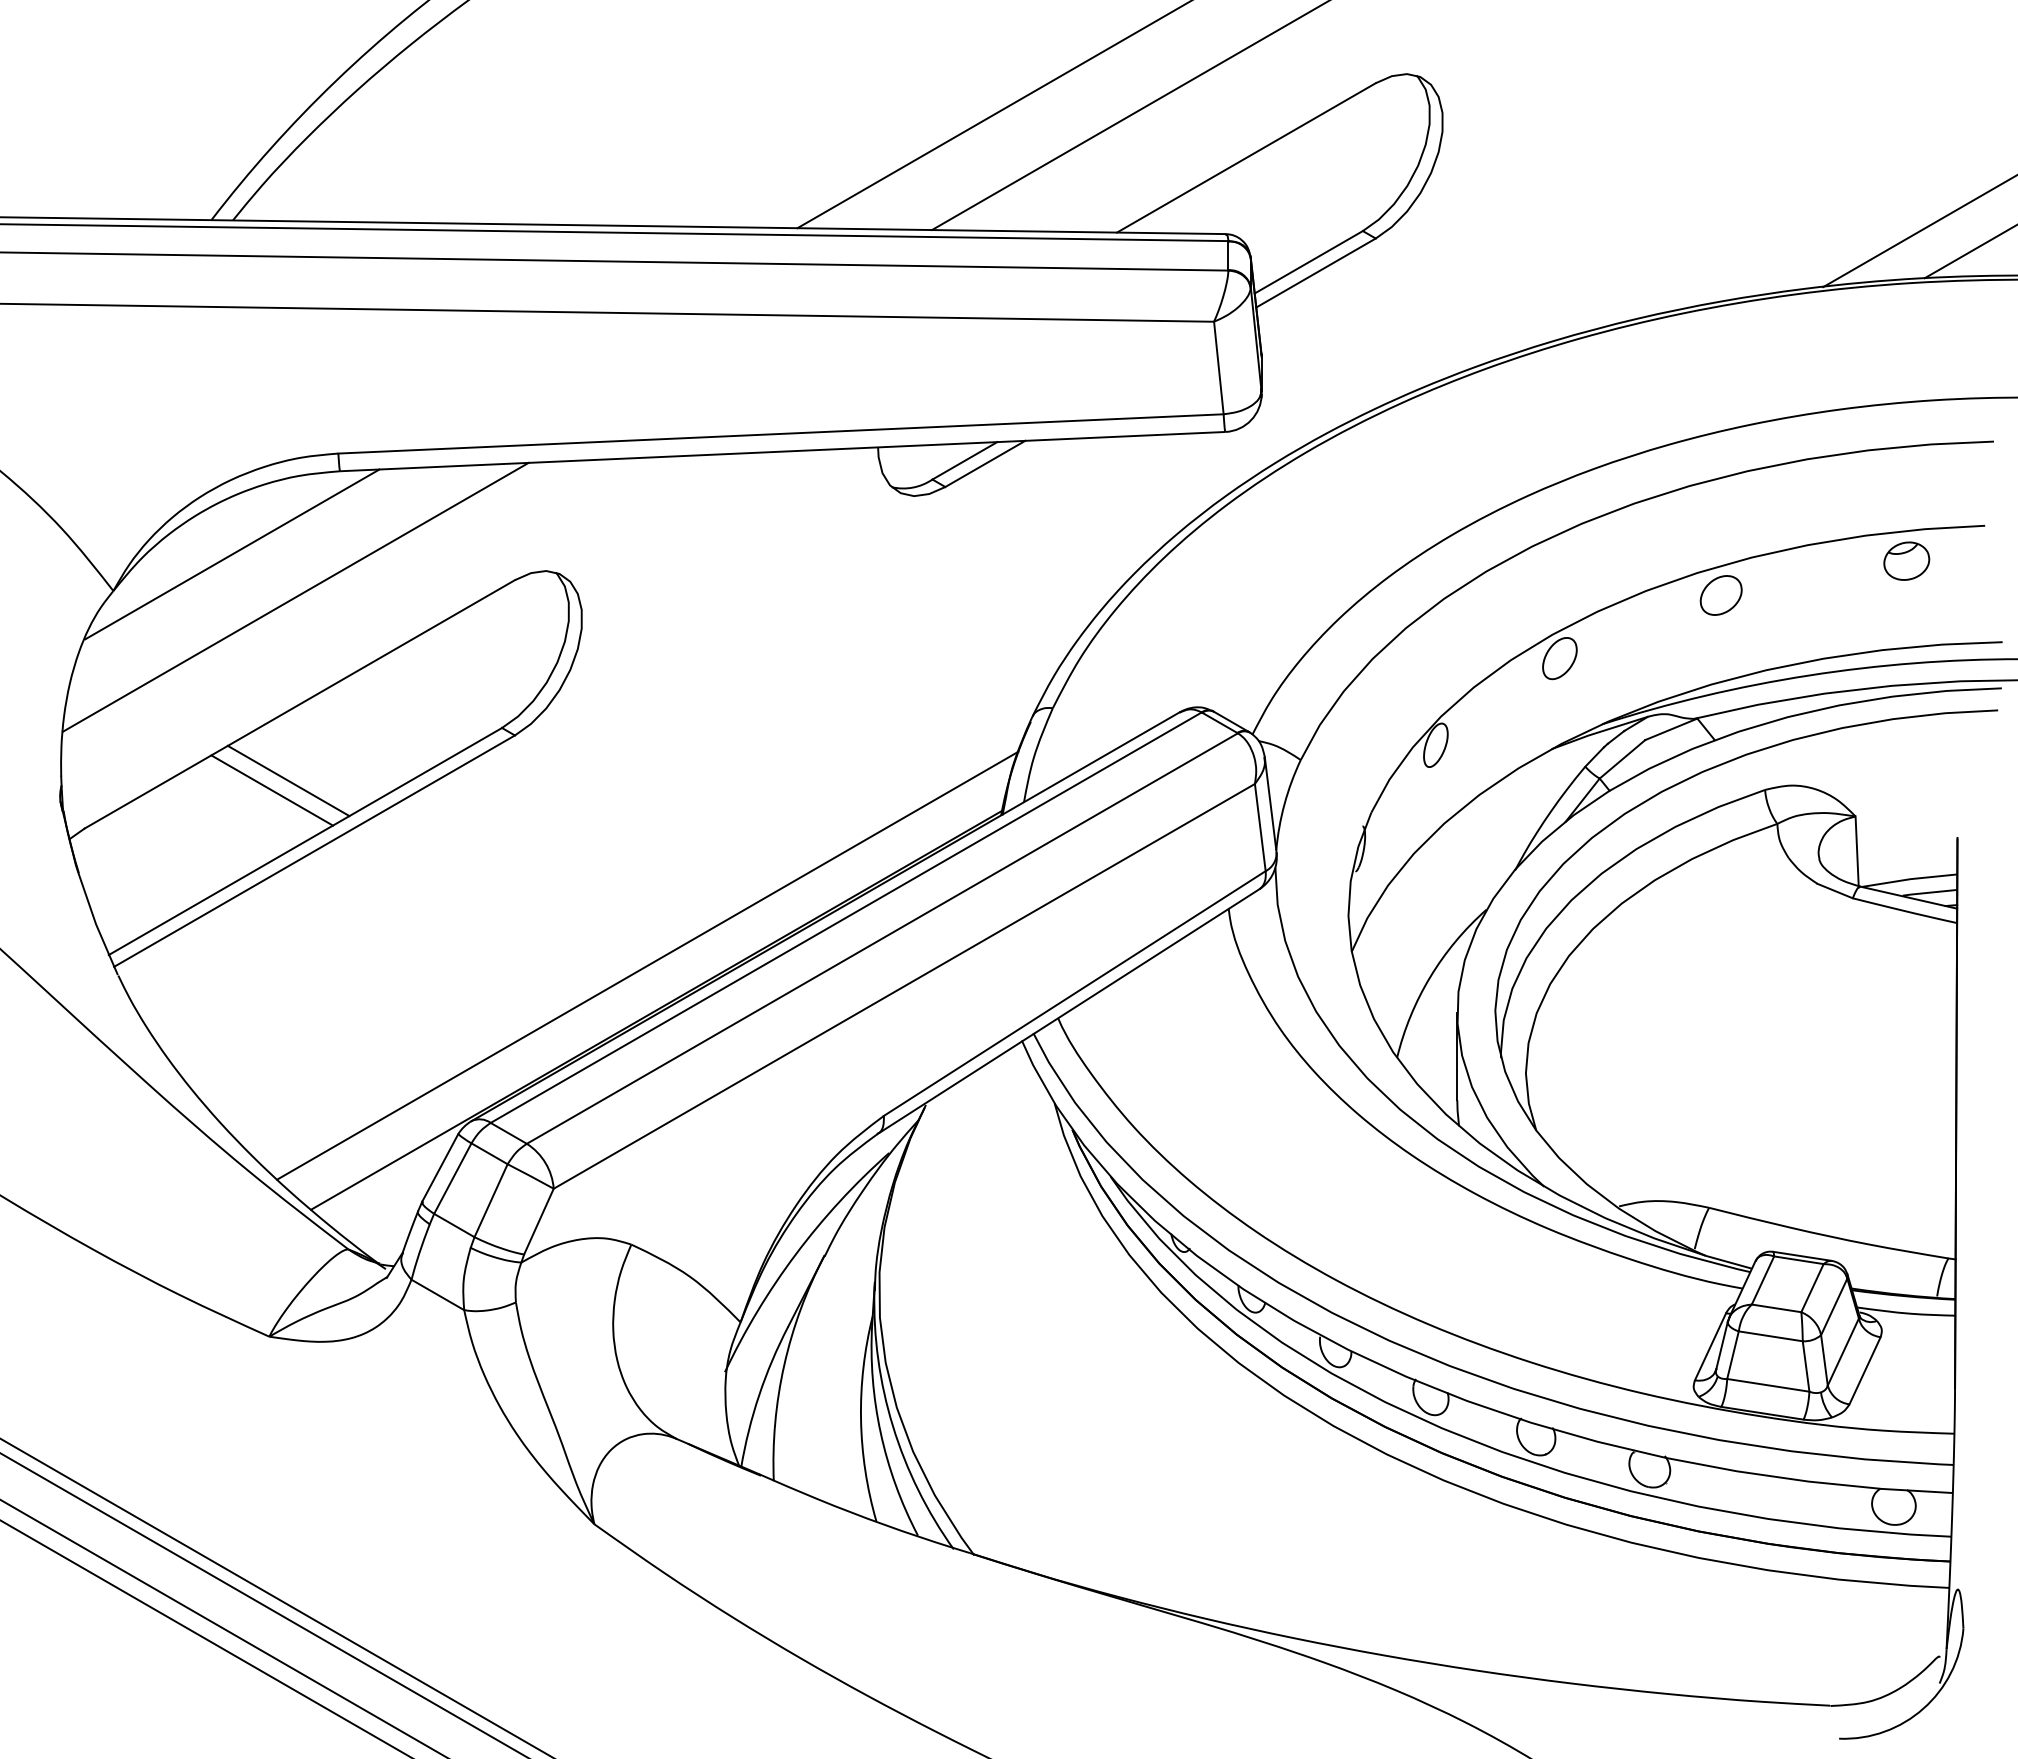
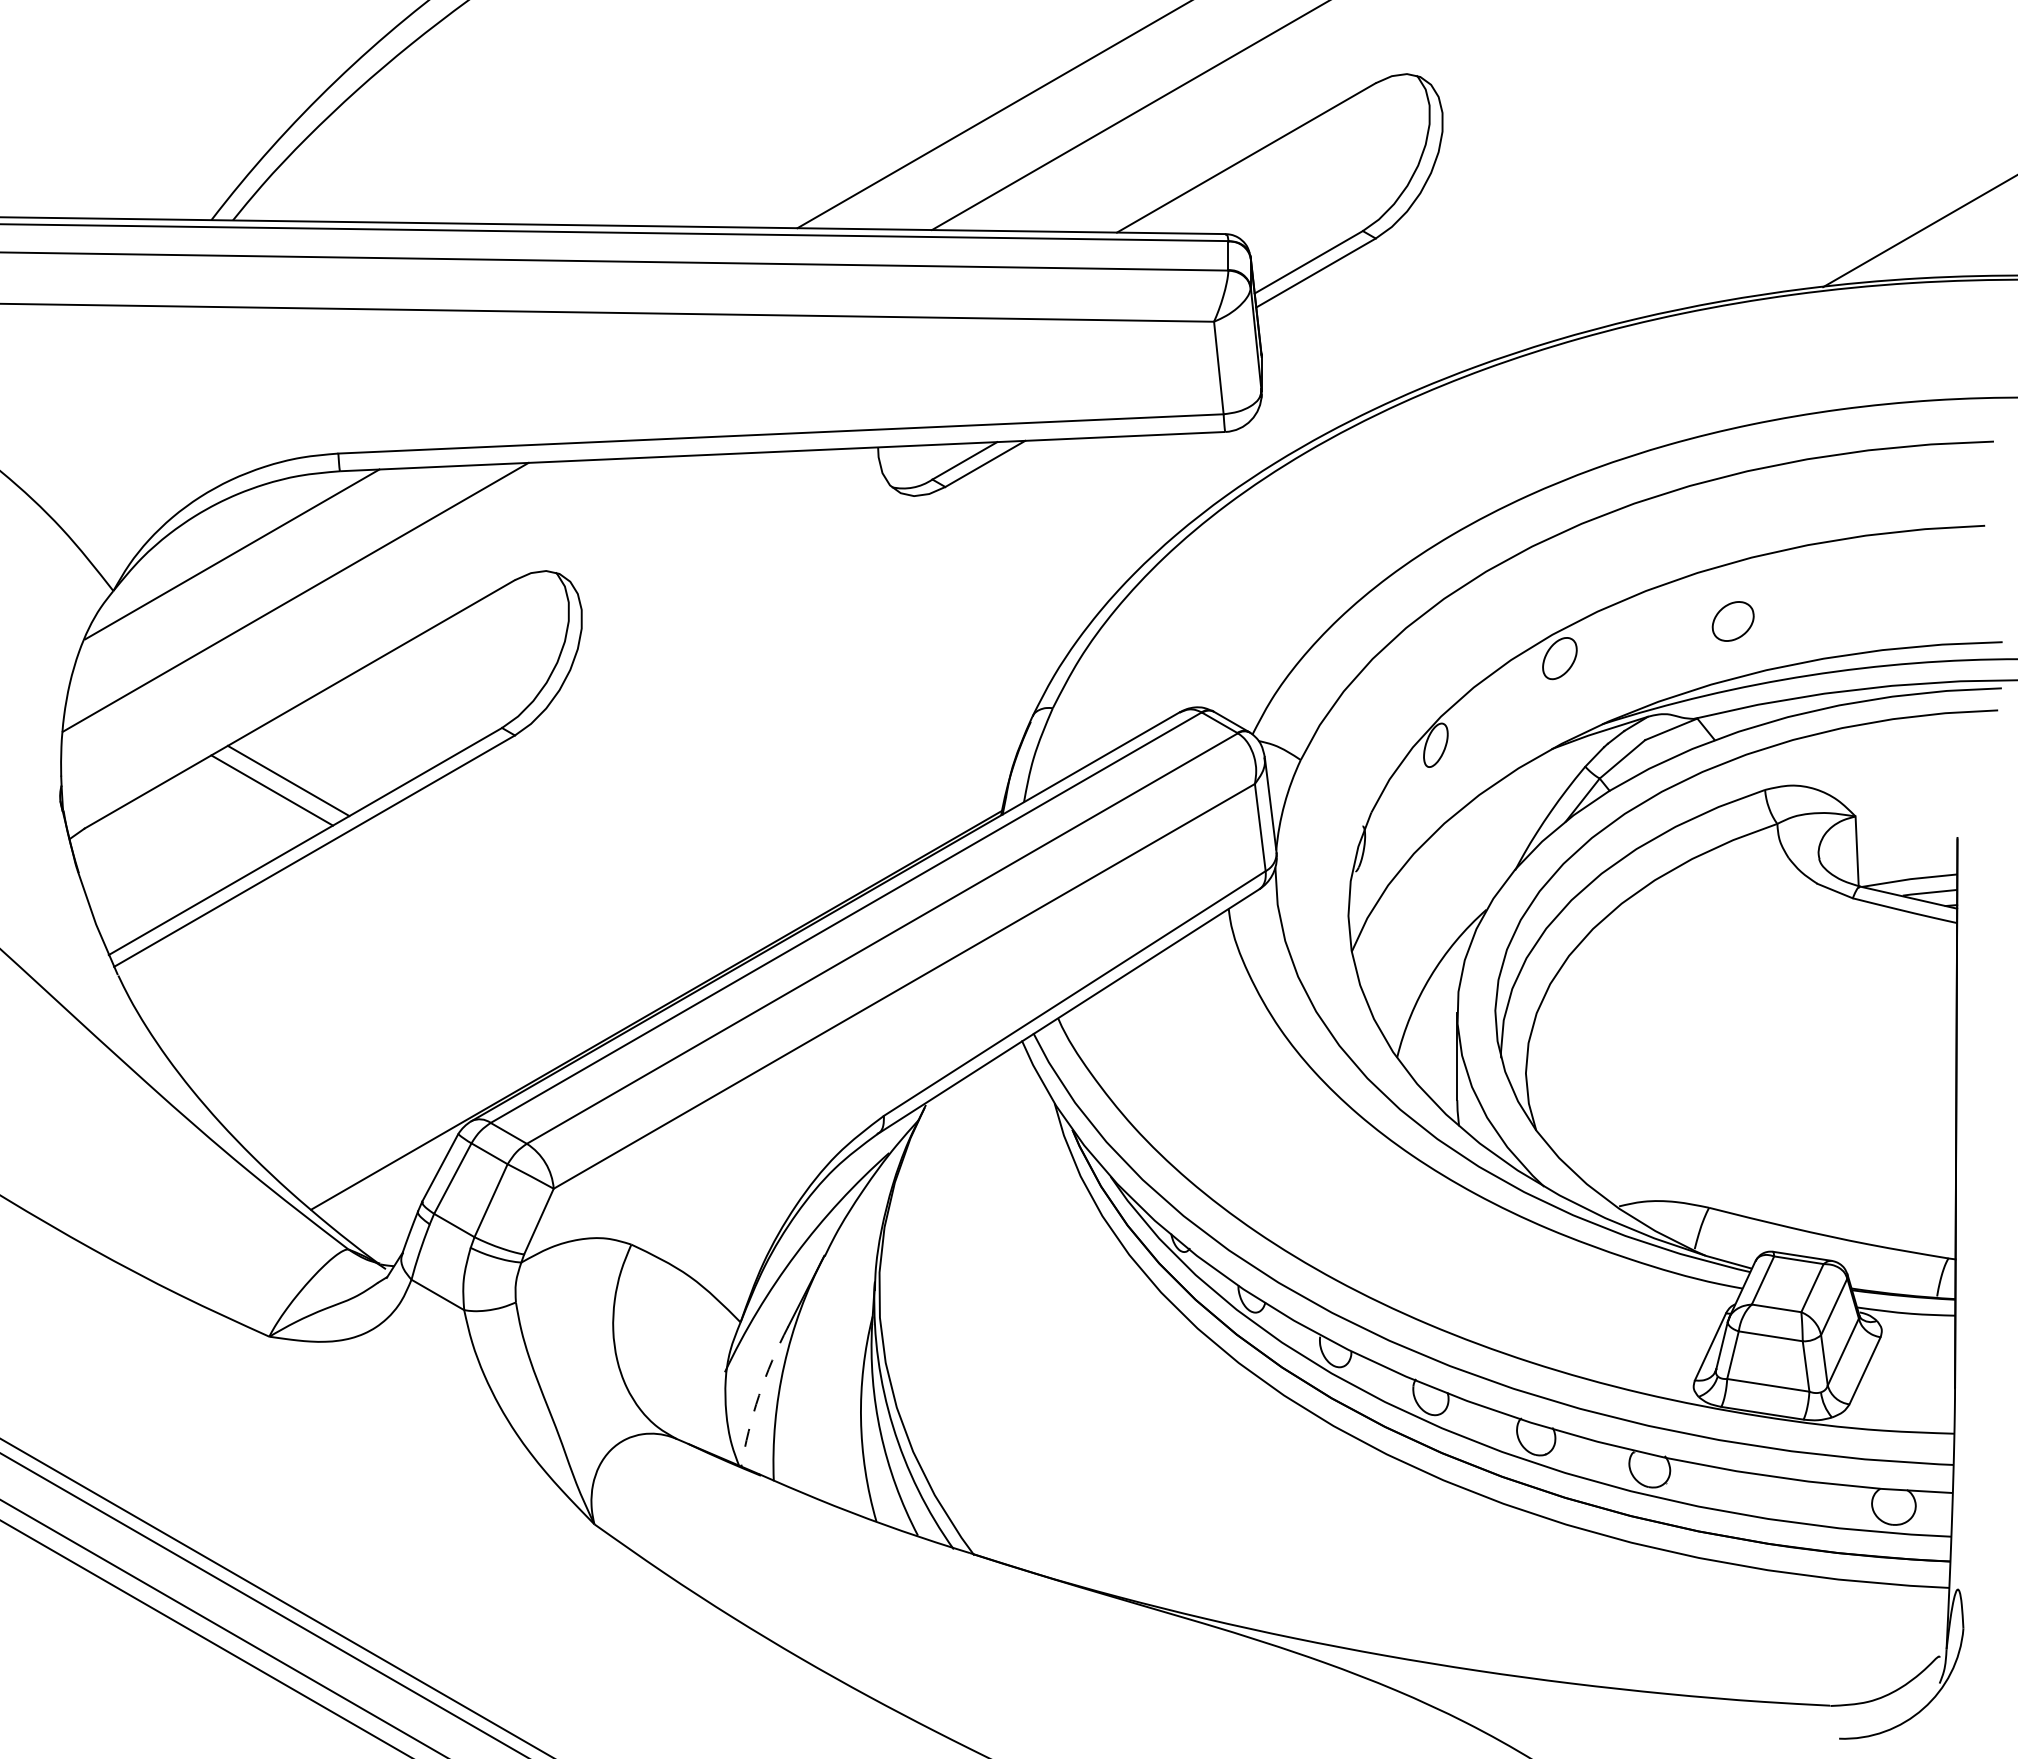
line: present -> none (1969, 252)
part: present -> none (1906, 560)
part position: (1720, 595) -> (1732, 621) (1732, 621)
line: present -> none (647, 965)
arc: solid -> dashed (759, 1395)
